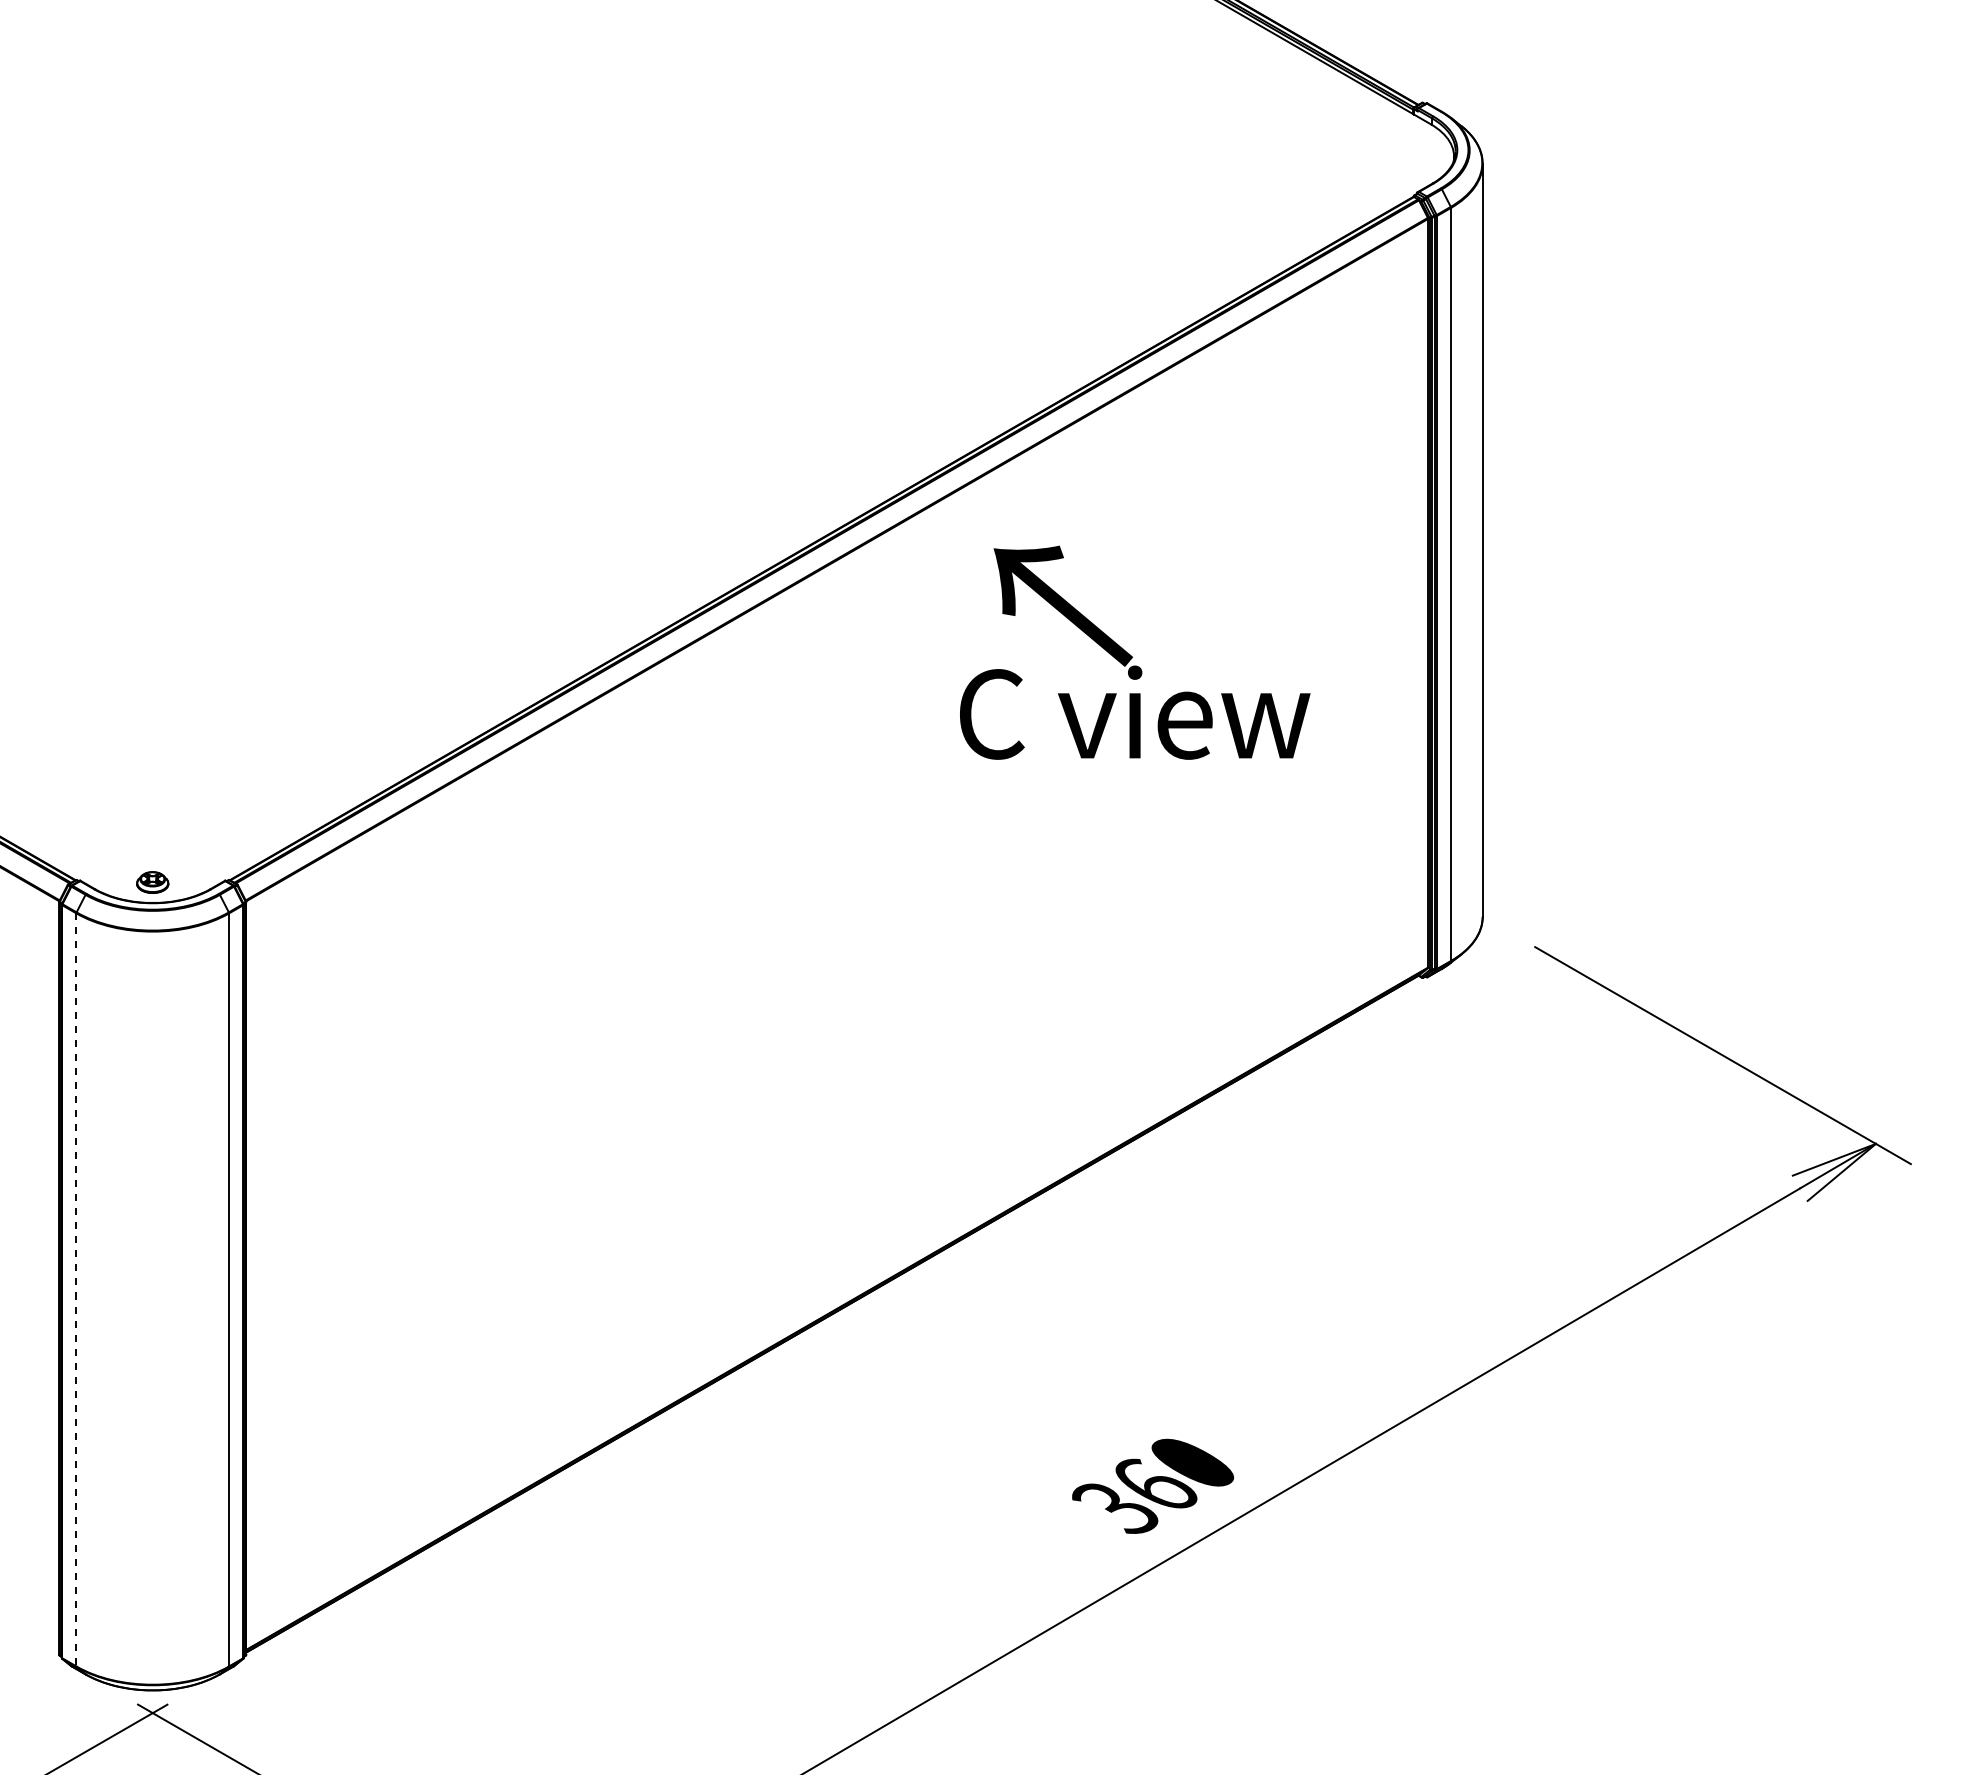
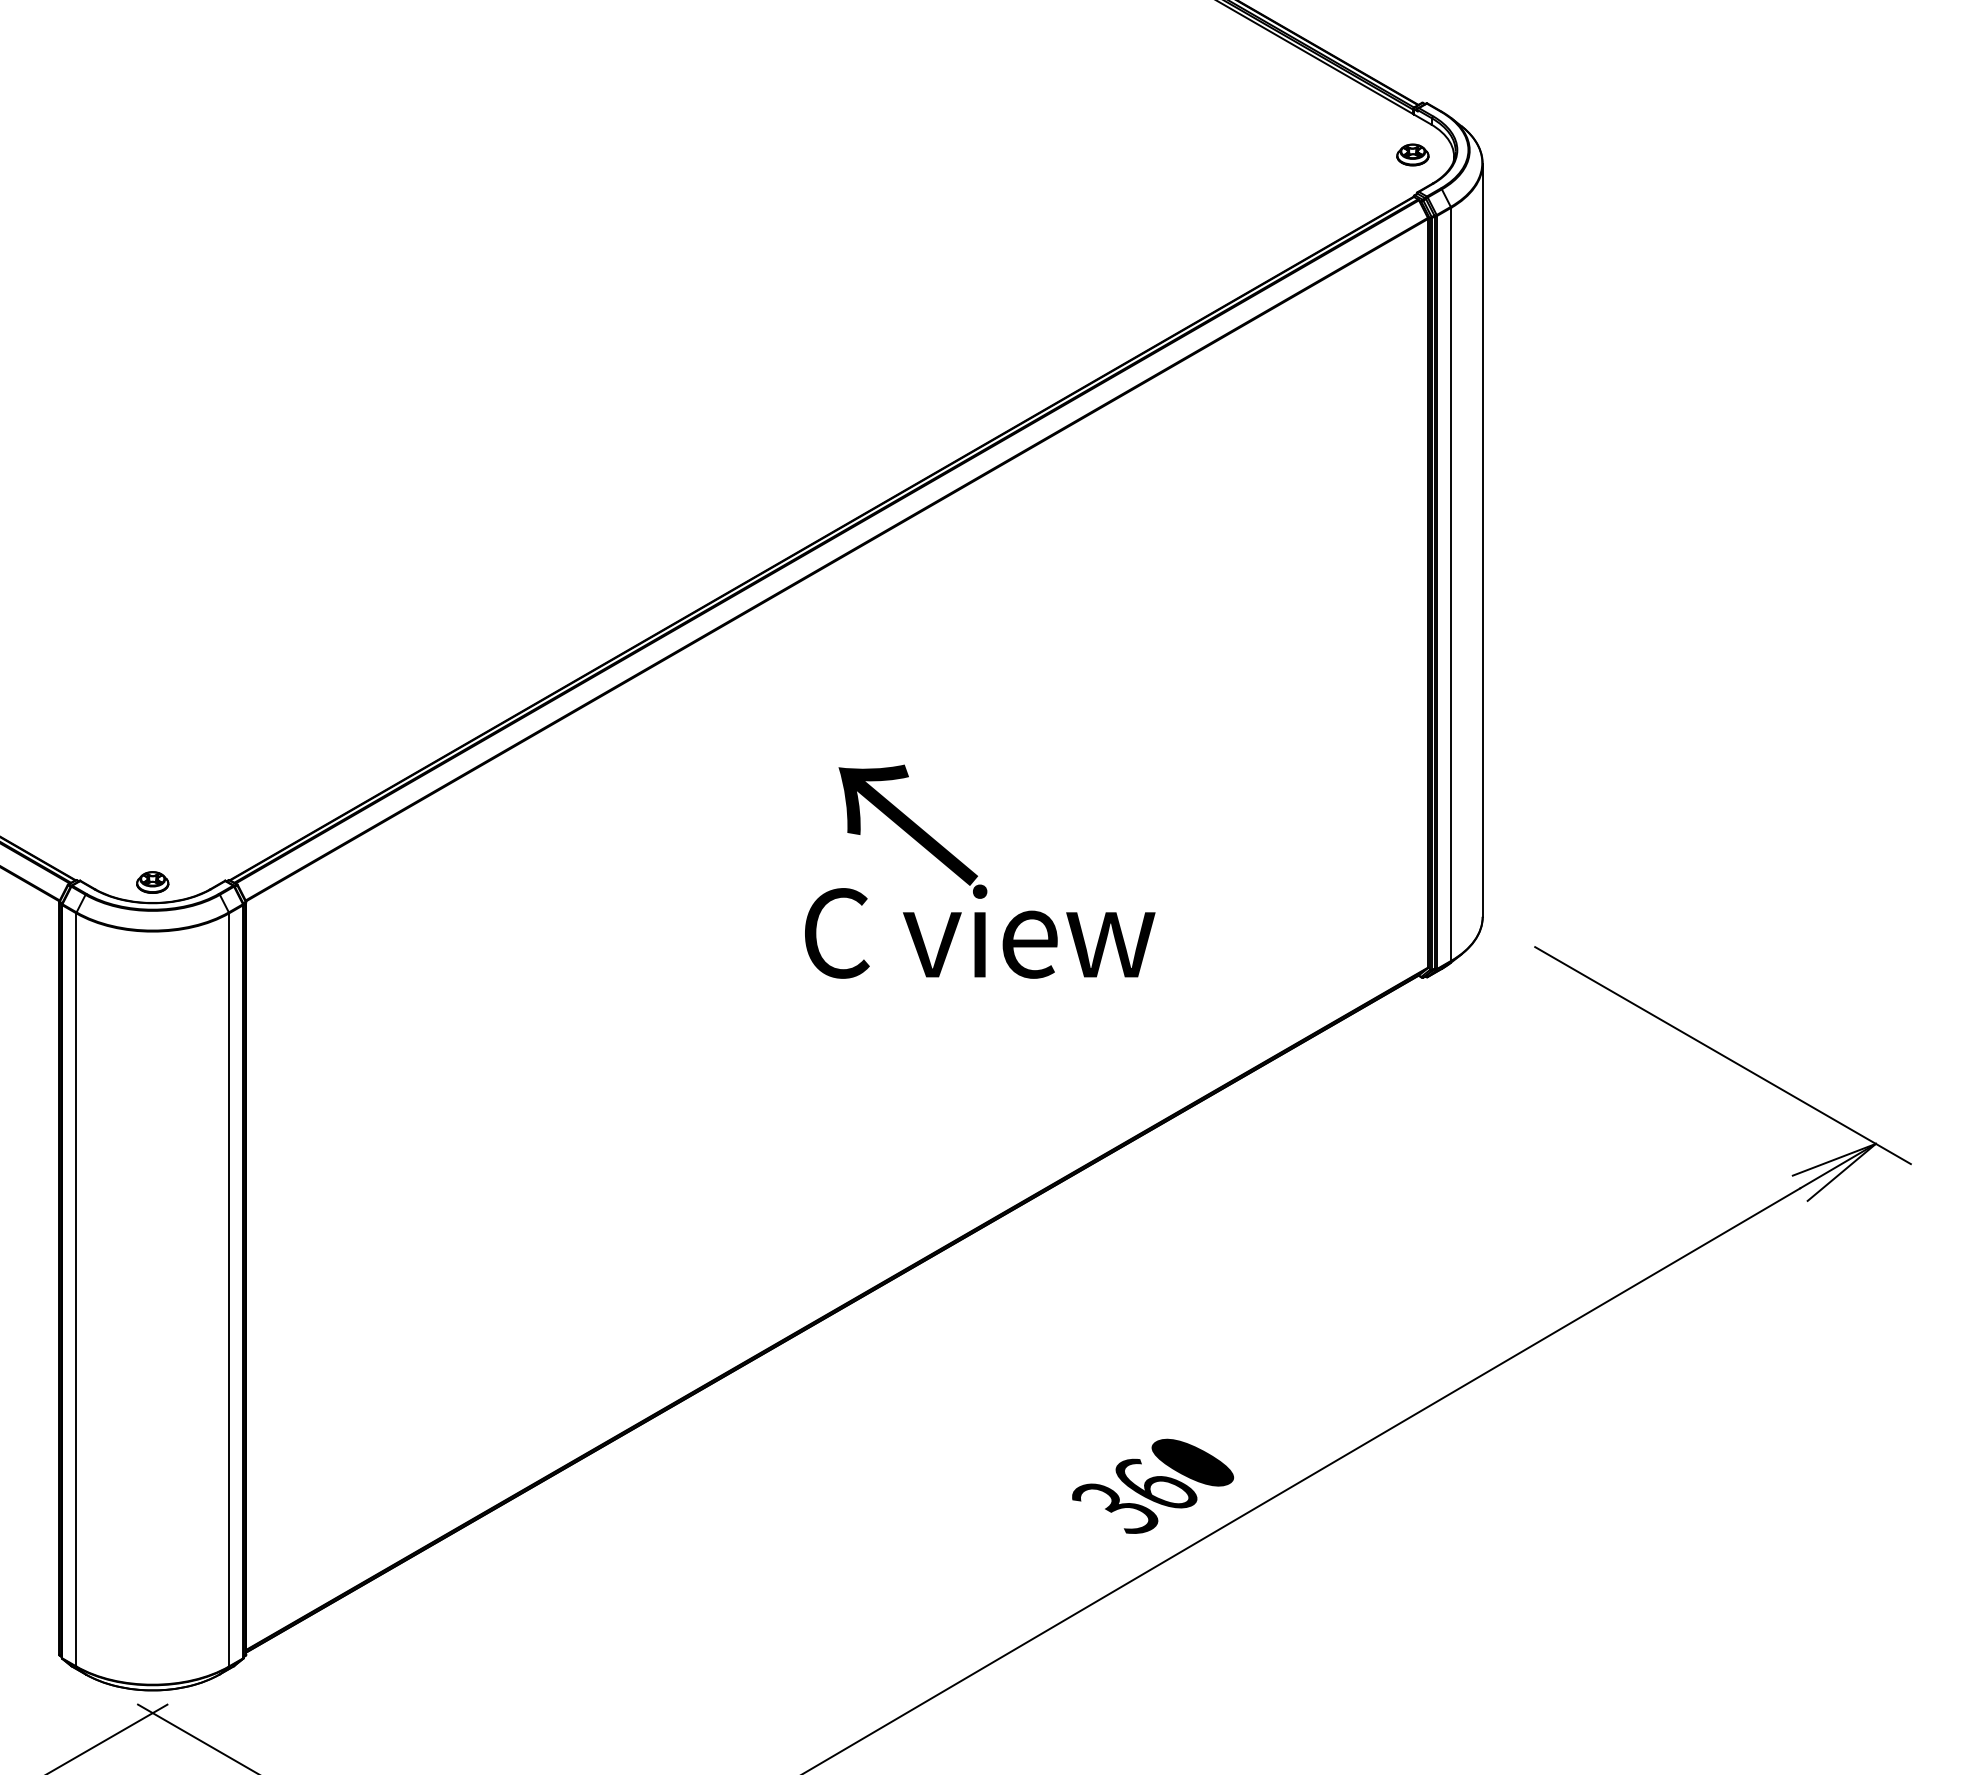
part: none -> present (1412, 154)
text position: (1135, 652) -> (980, 871) (980, 871)
line: dashed -> solid (76, 1289)
